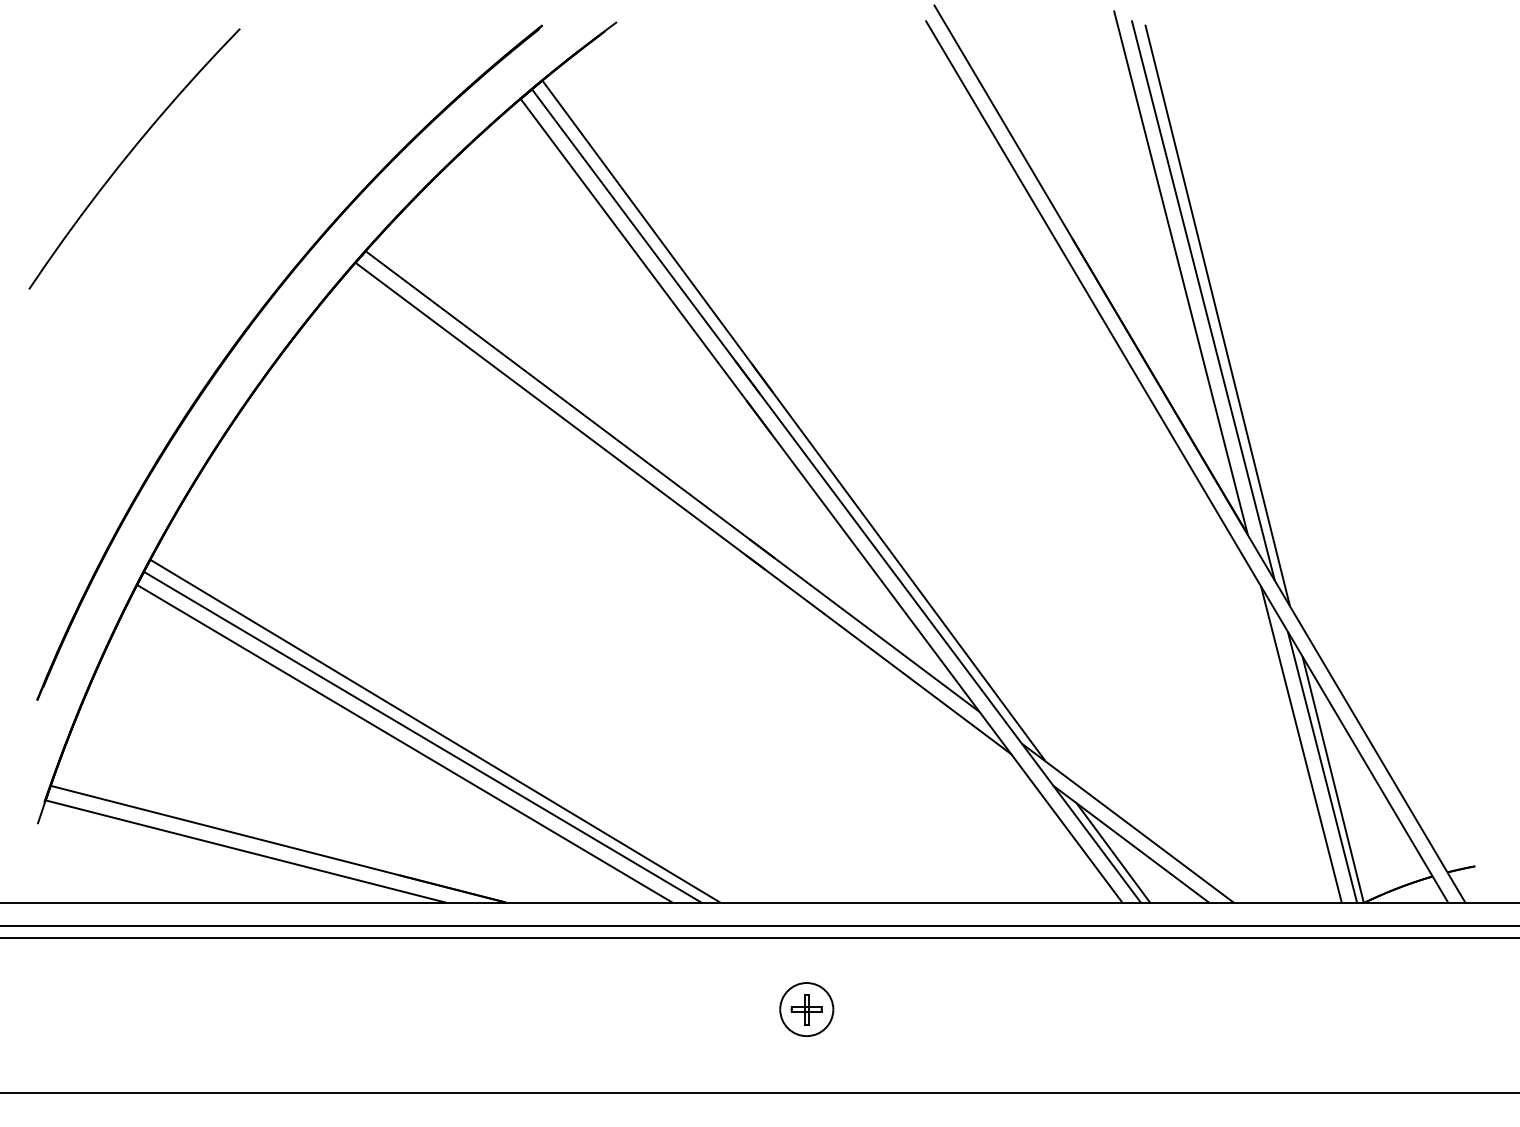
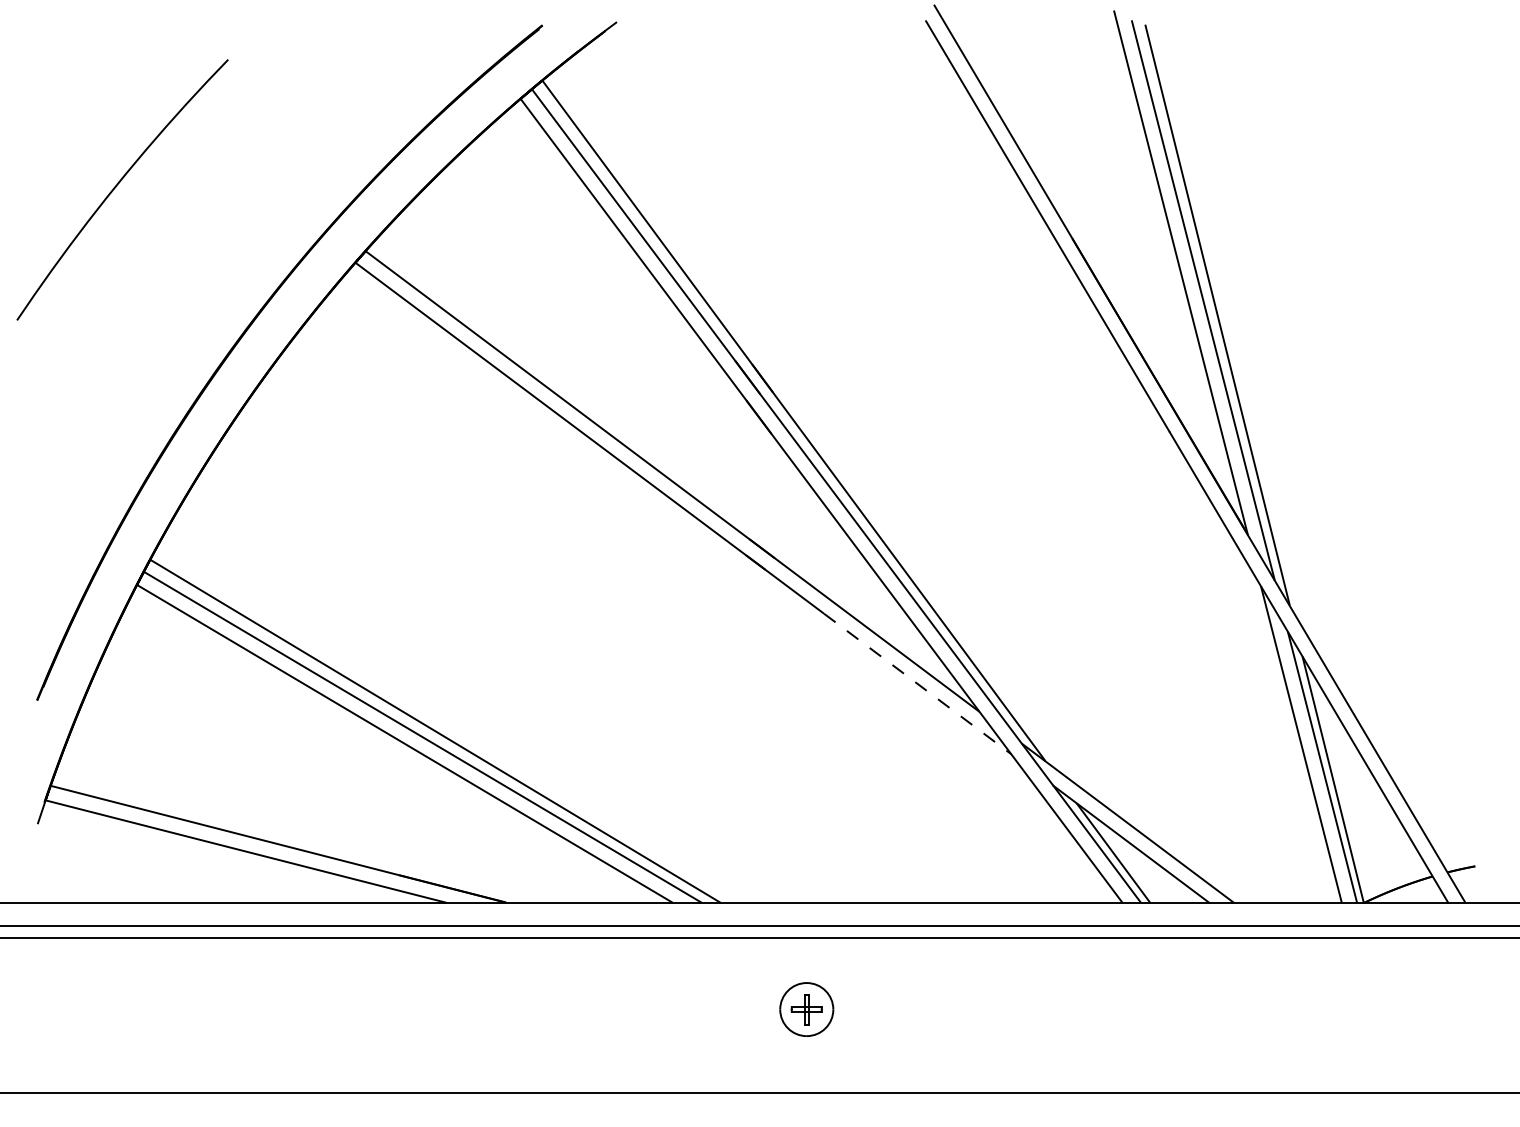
curve position: (129, 155) -> (117, 186) (117, 186)
line: solid -> dashed (917, 683)
